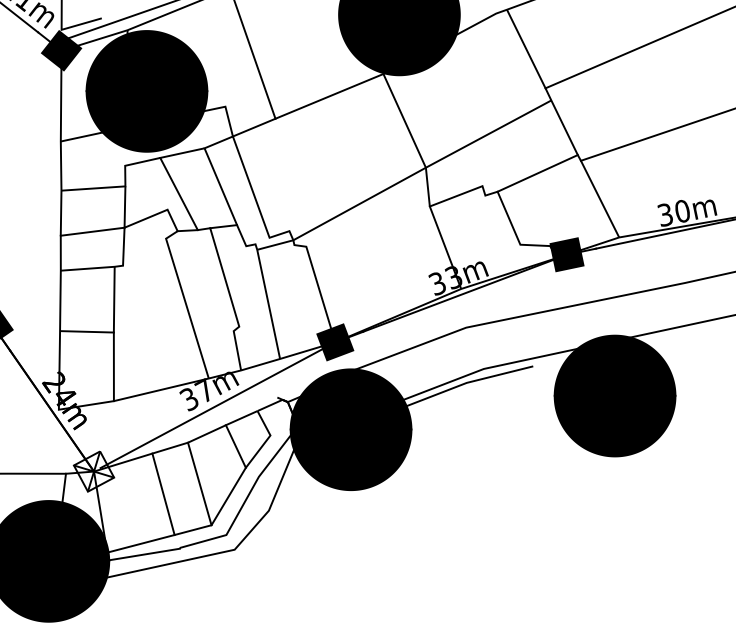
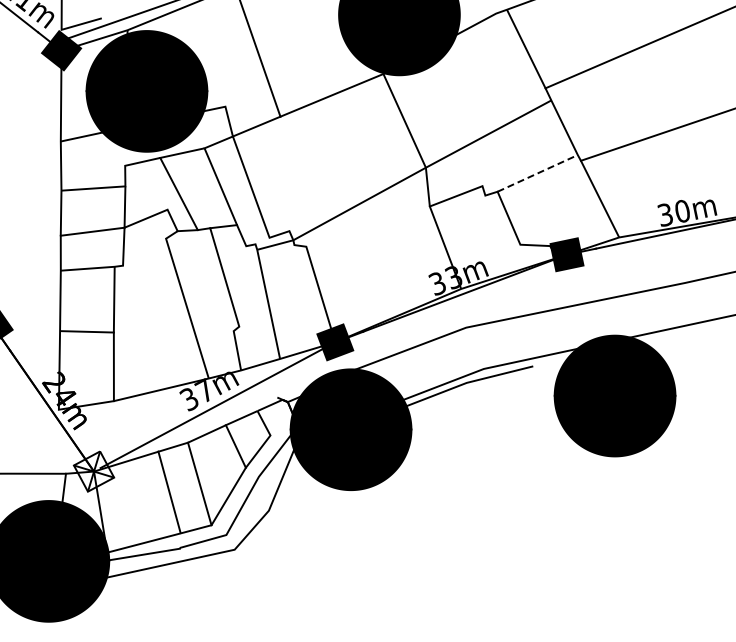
line position: (254, 60) -> (260, 59) (260, 59)
line: solid -> dashed (538, 173)
line position: (163, 494) -> (169, 492) (169, 492)
